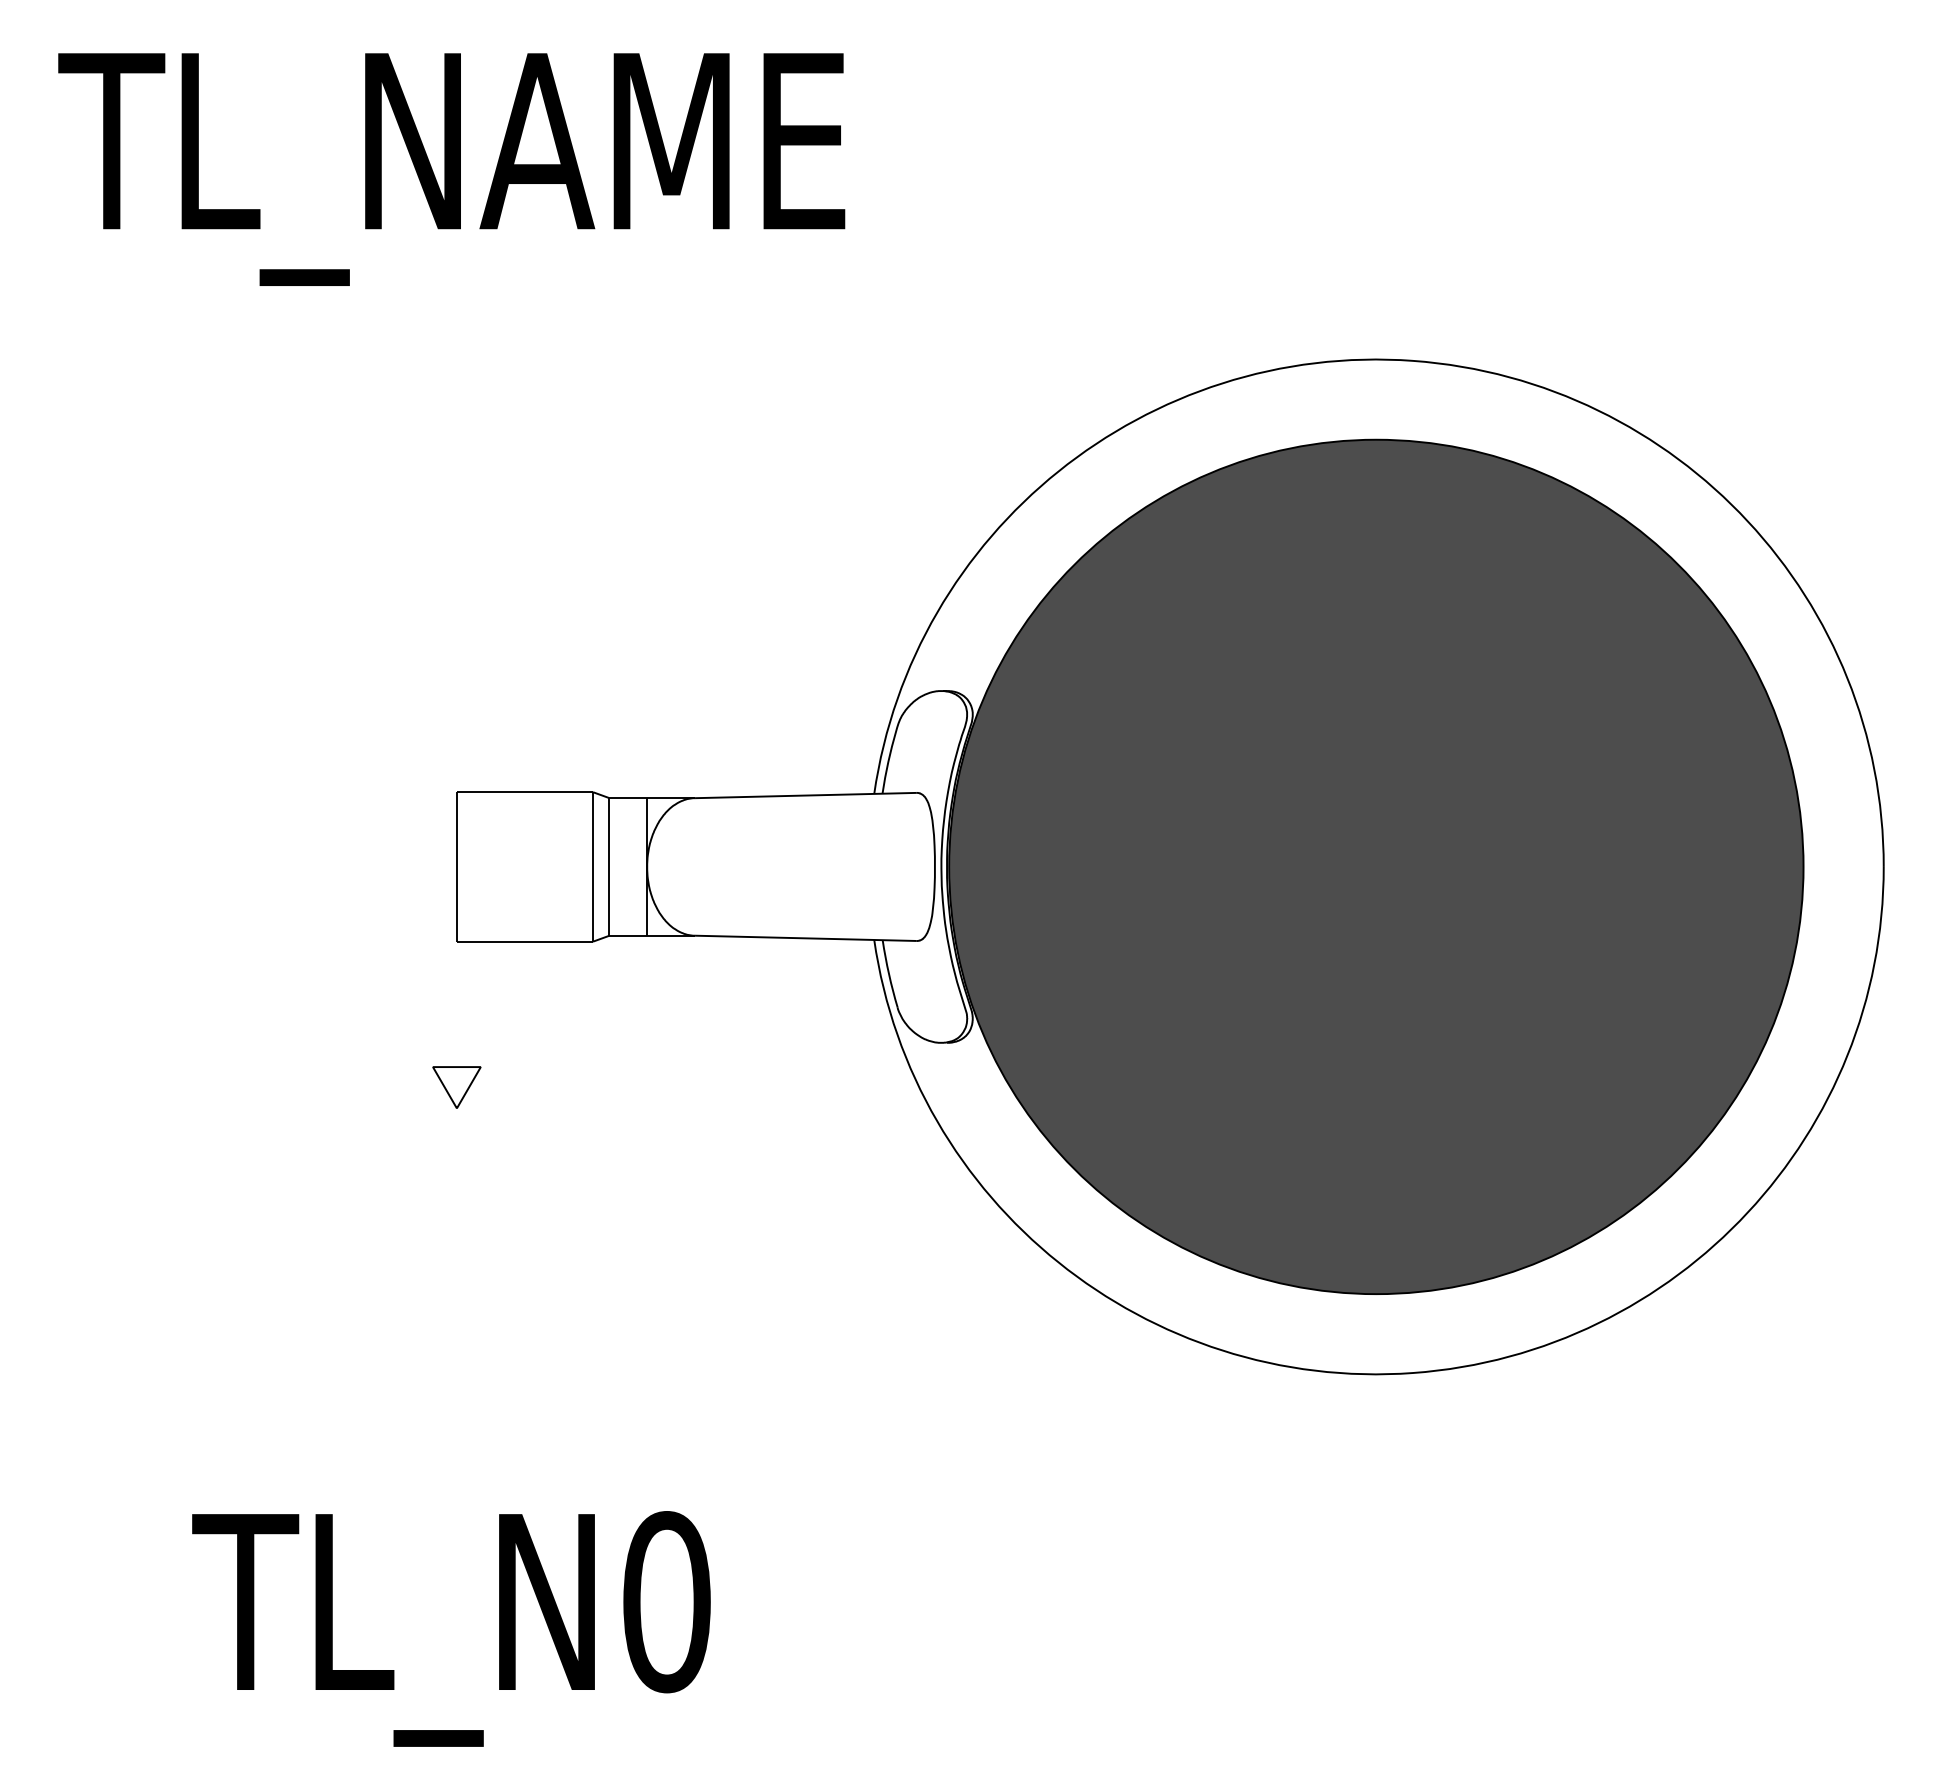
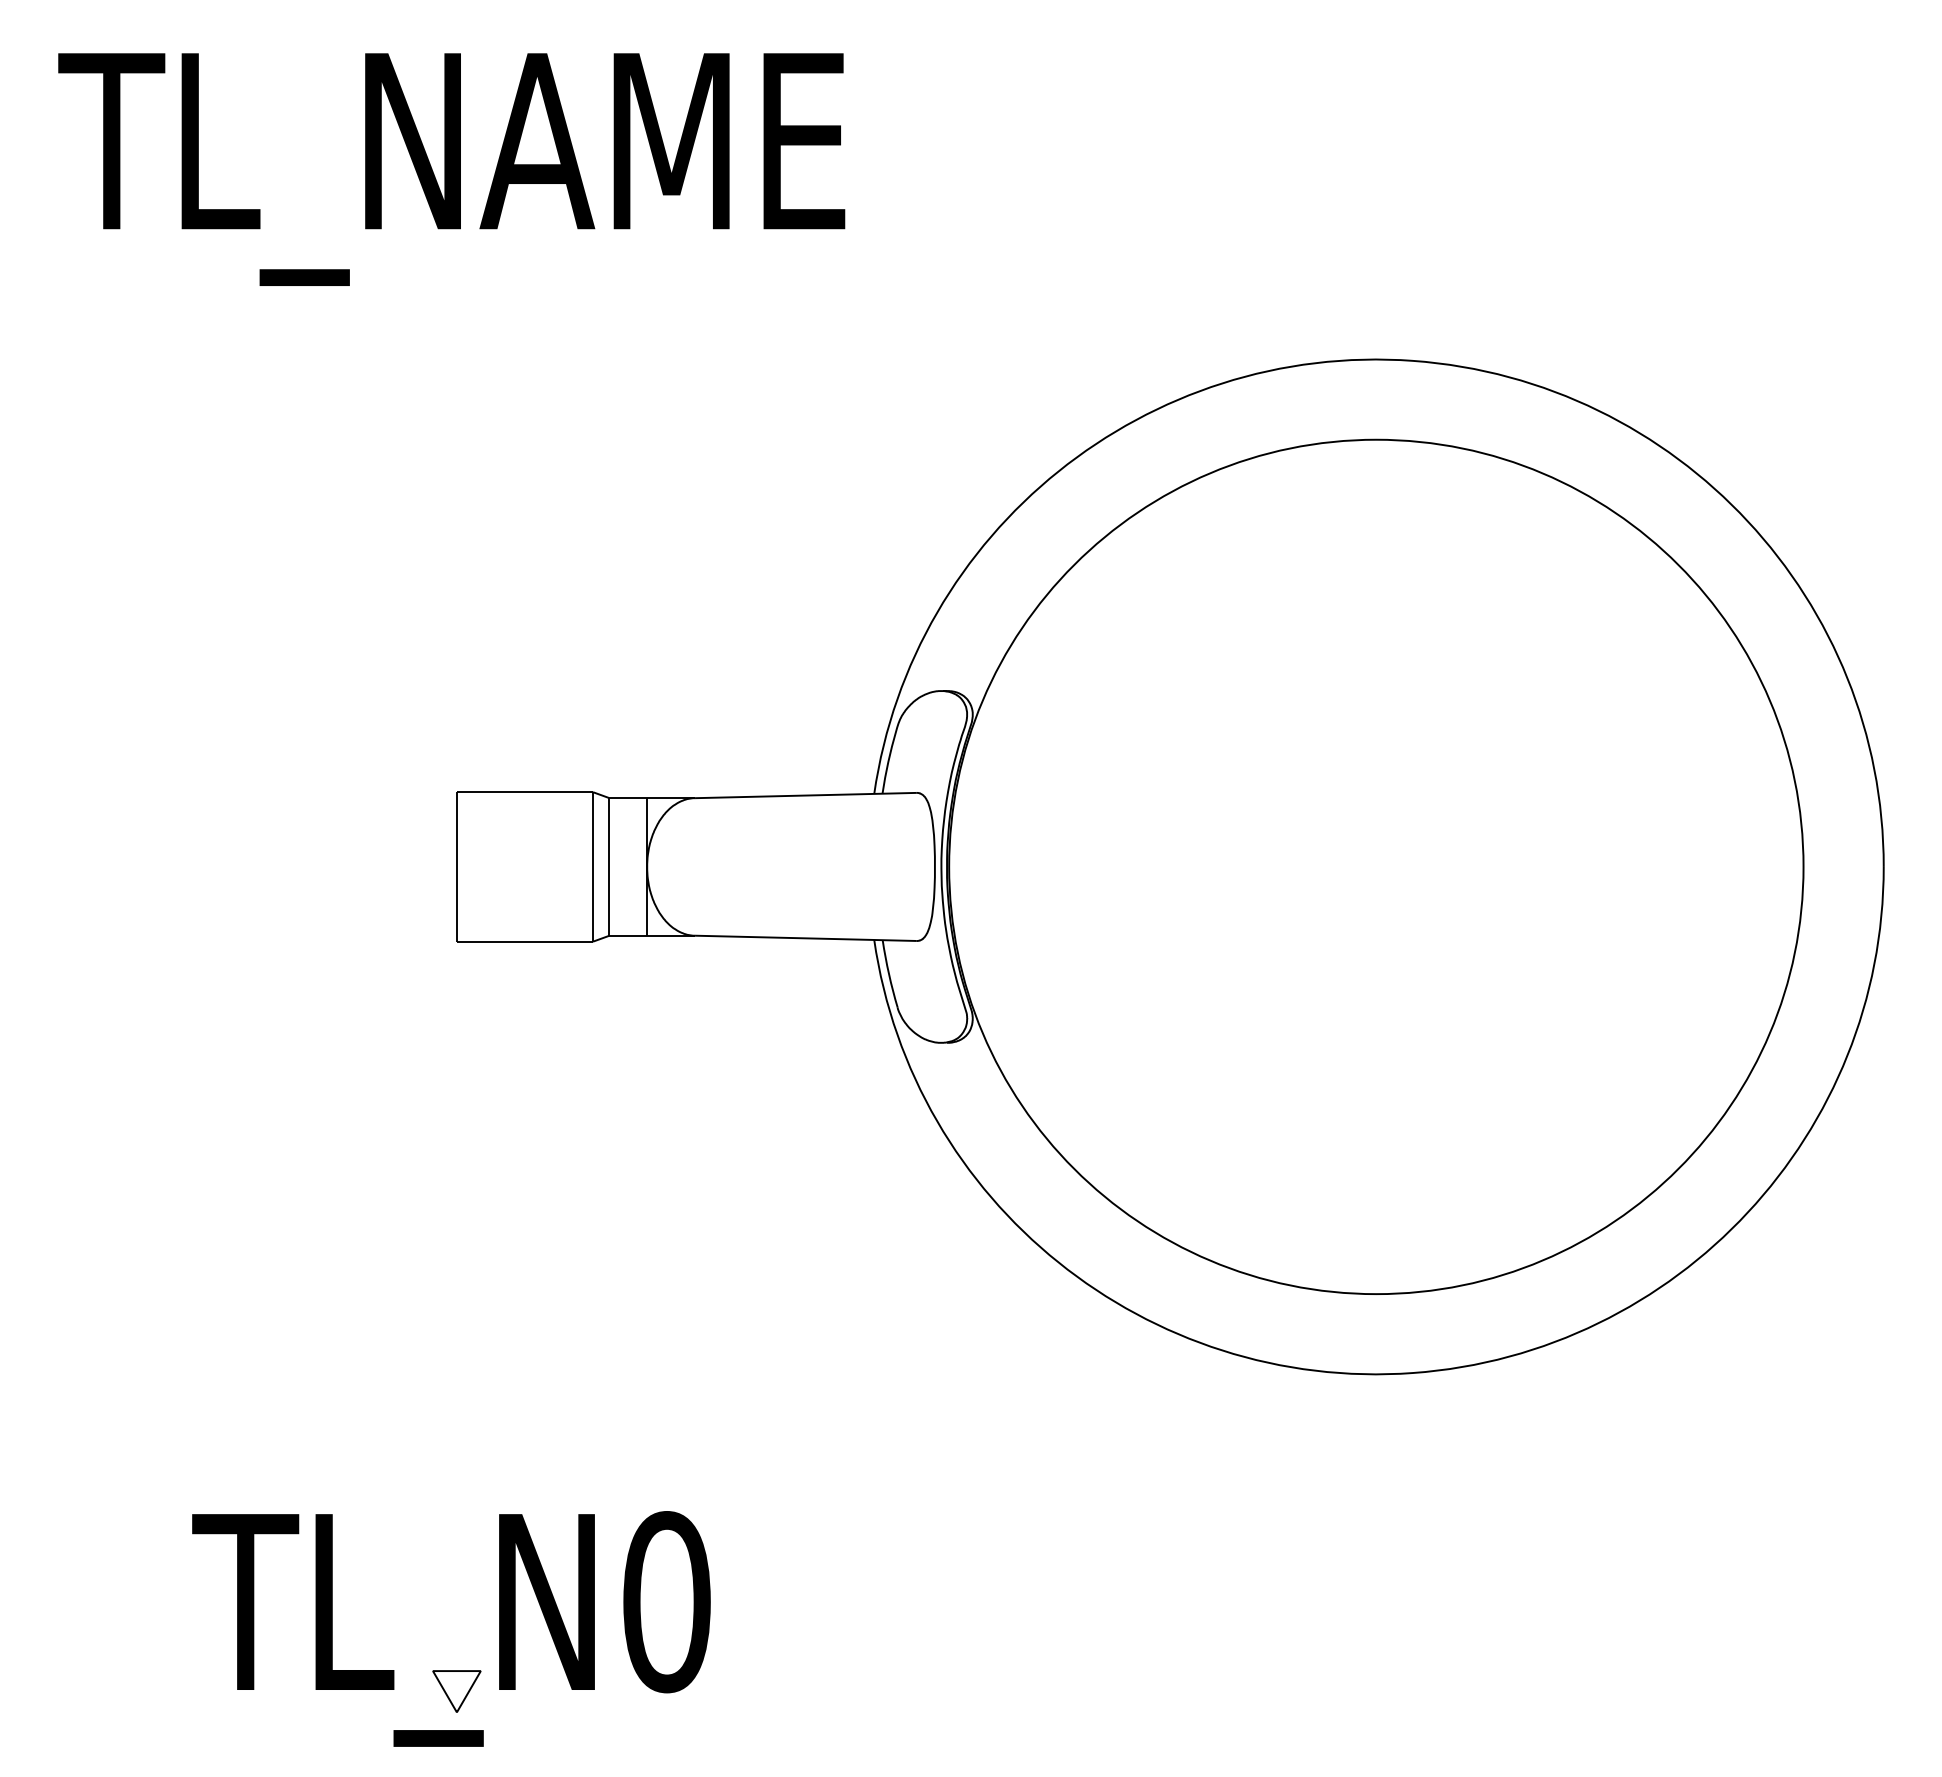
fill: present -> none (1376, 866)
part position: (456, 1087) -> (456, 1691) (456, 1691)
